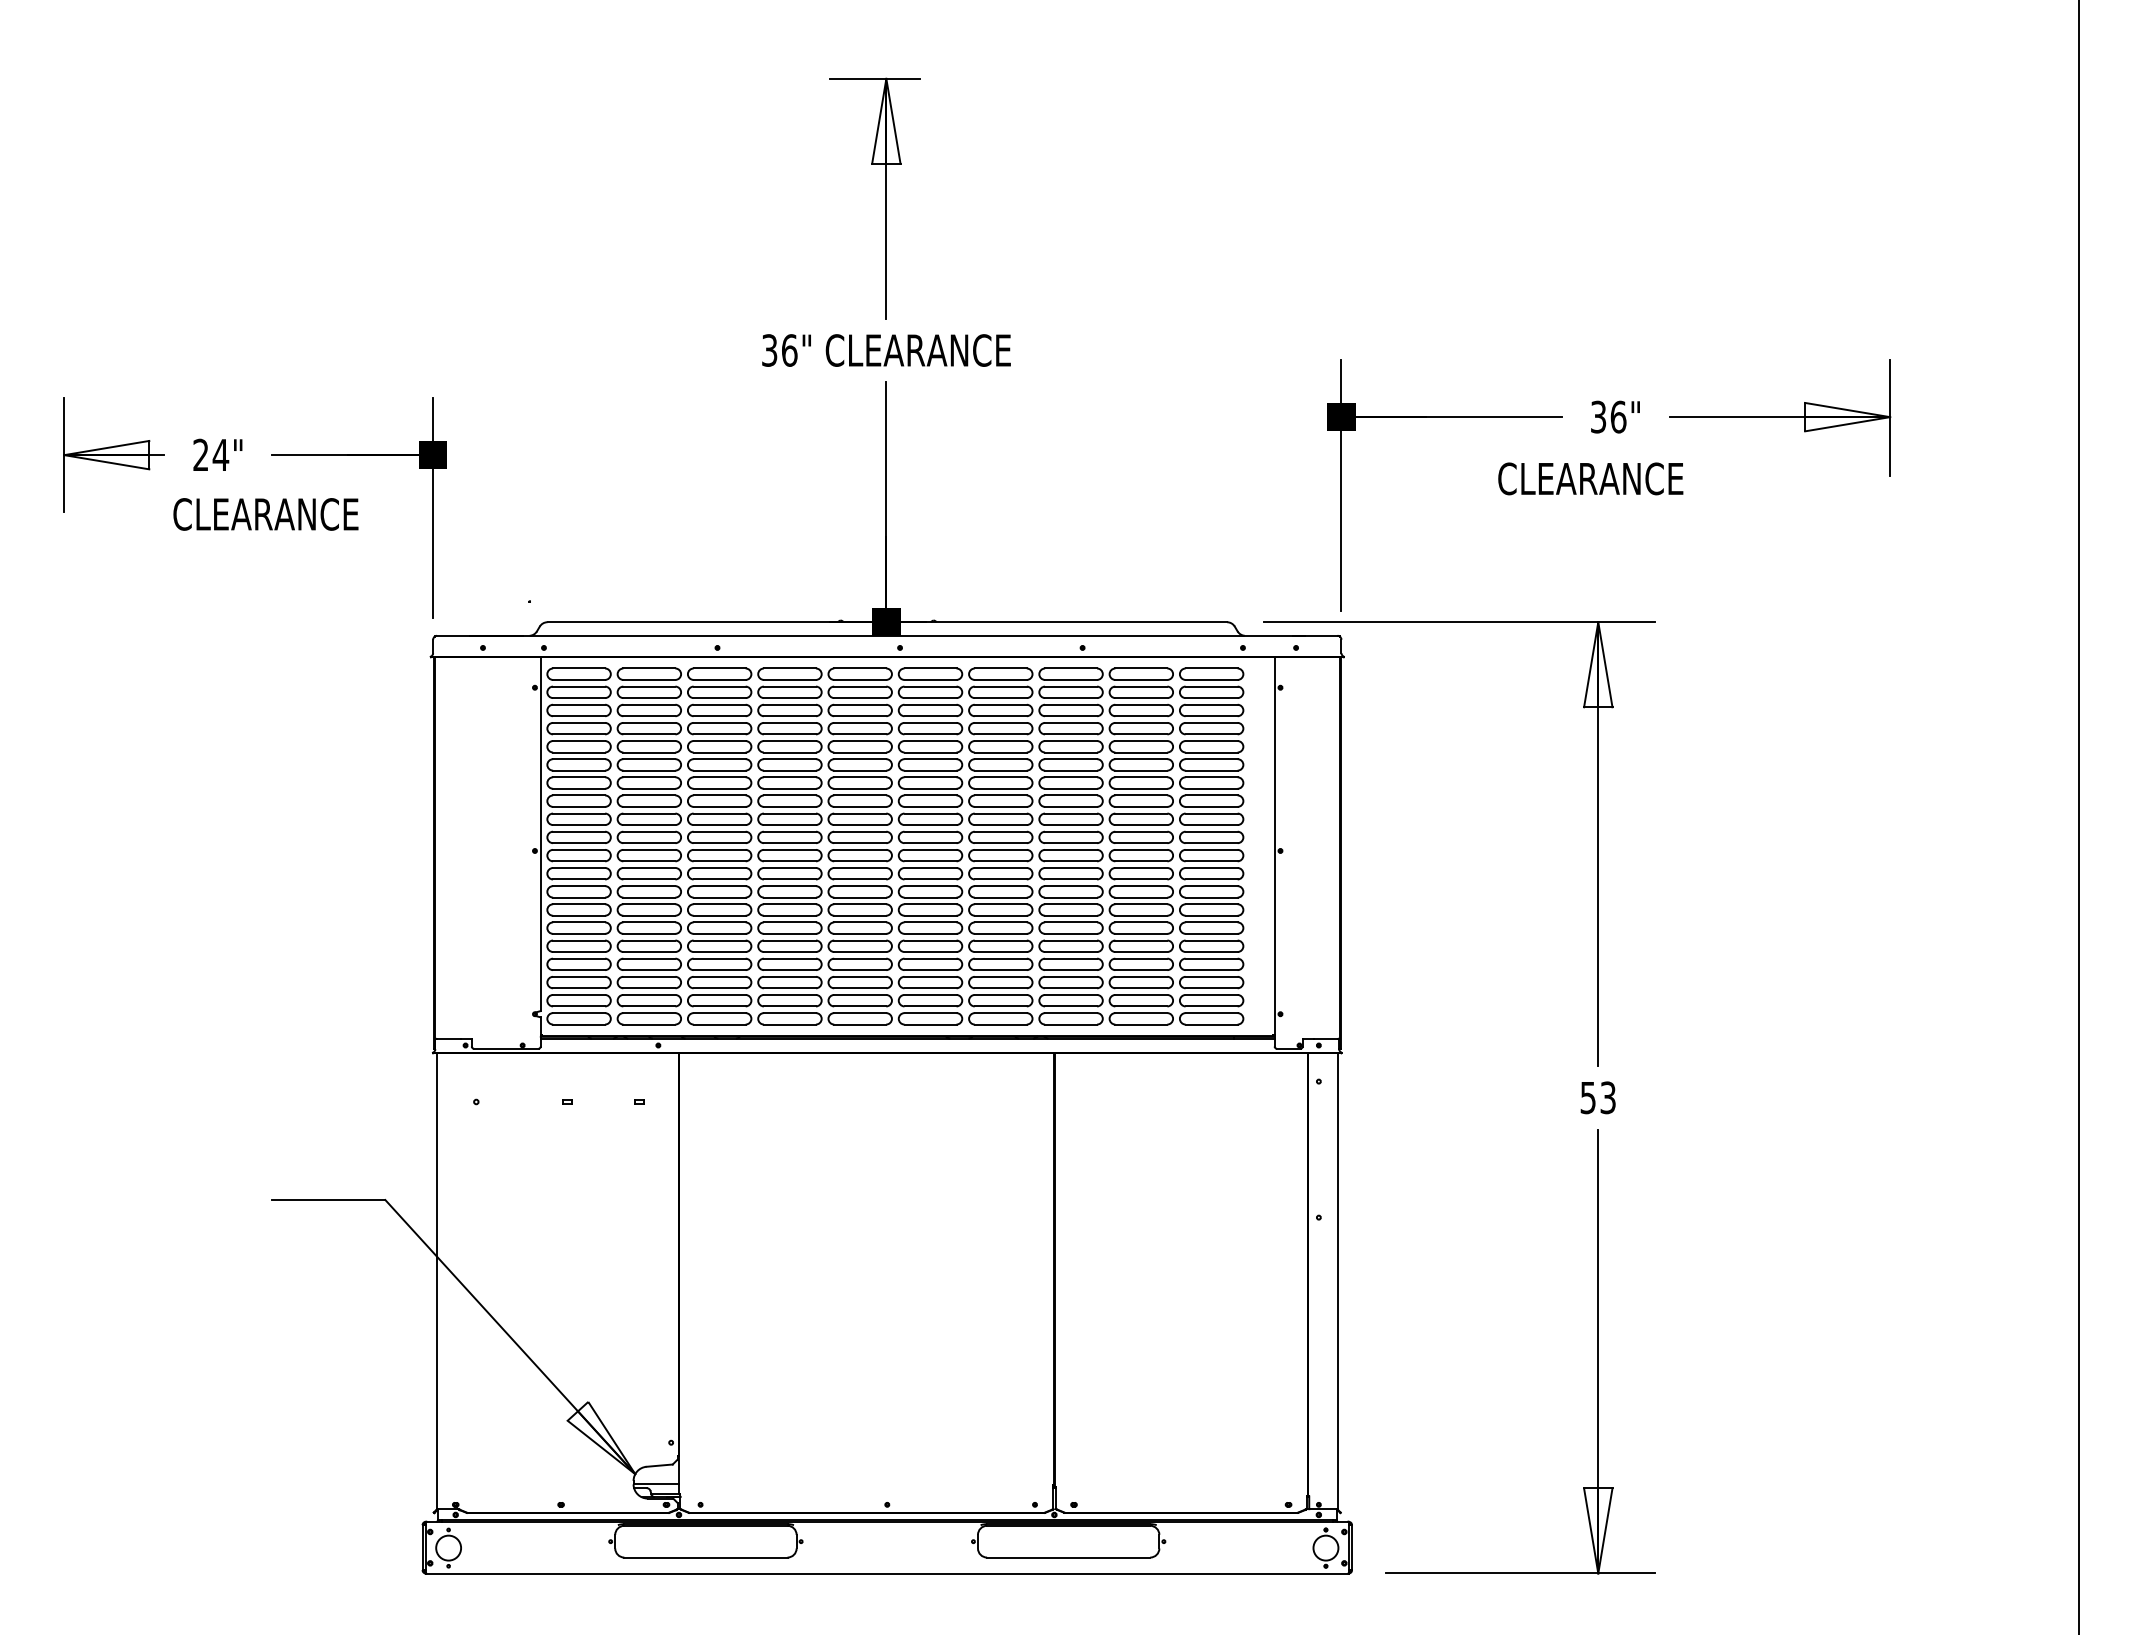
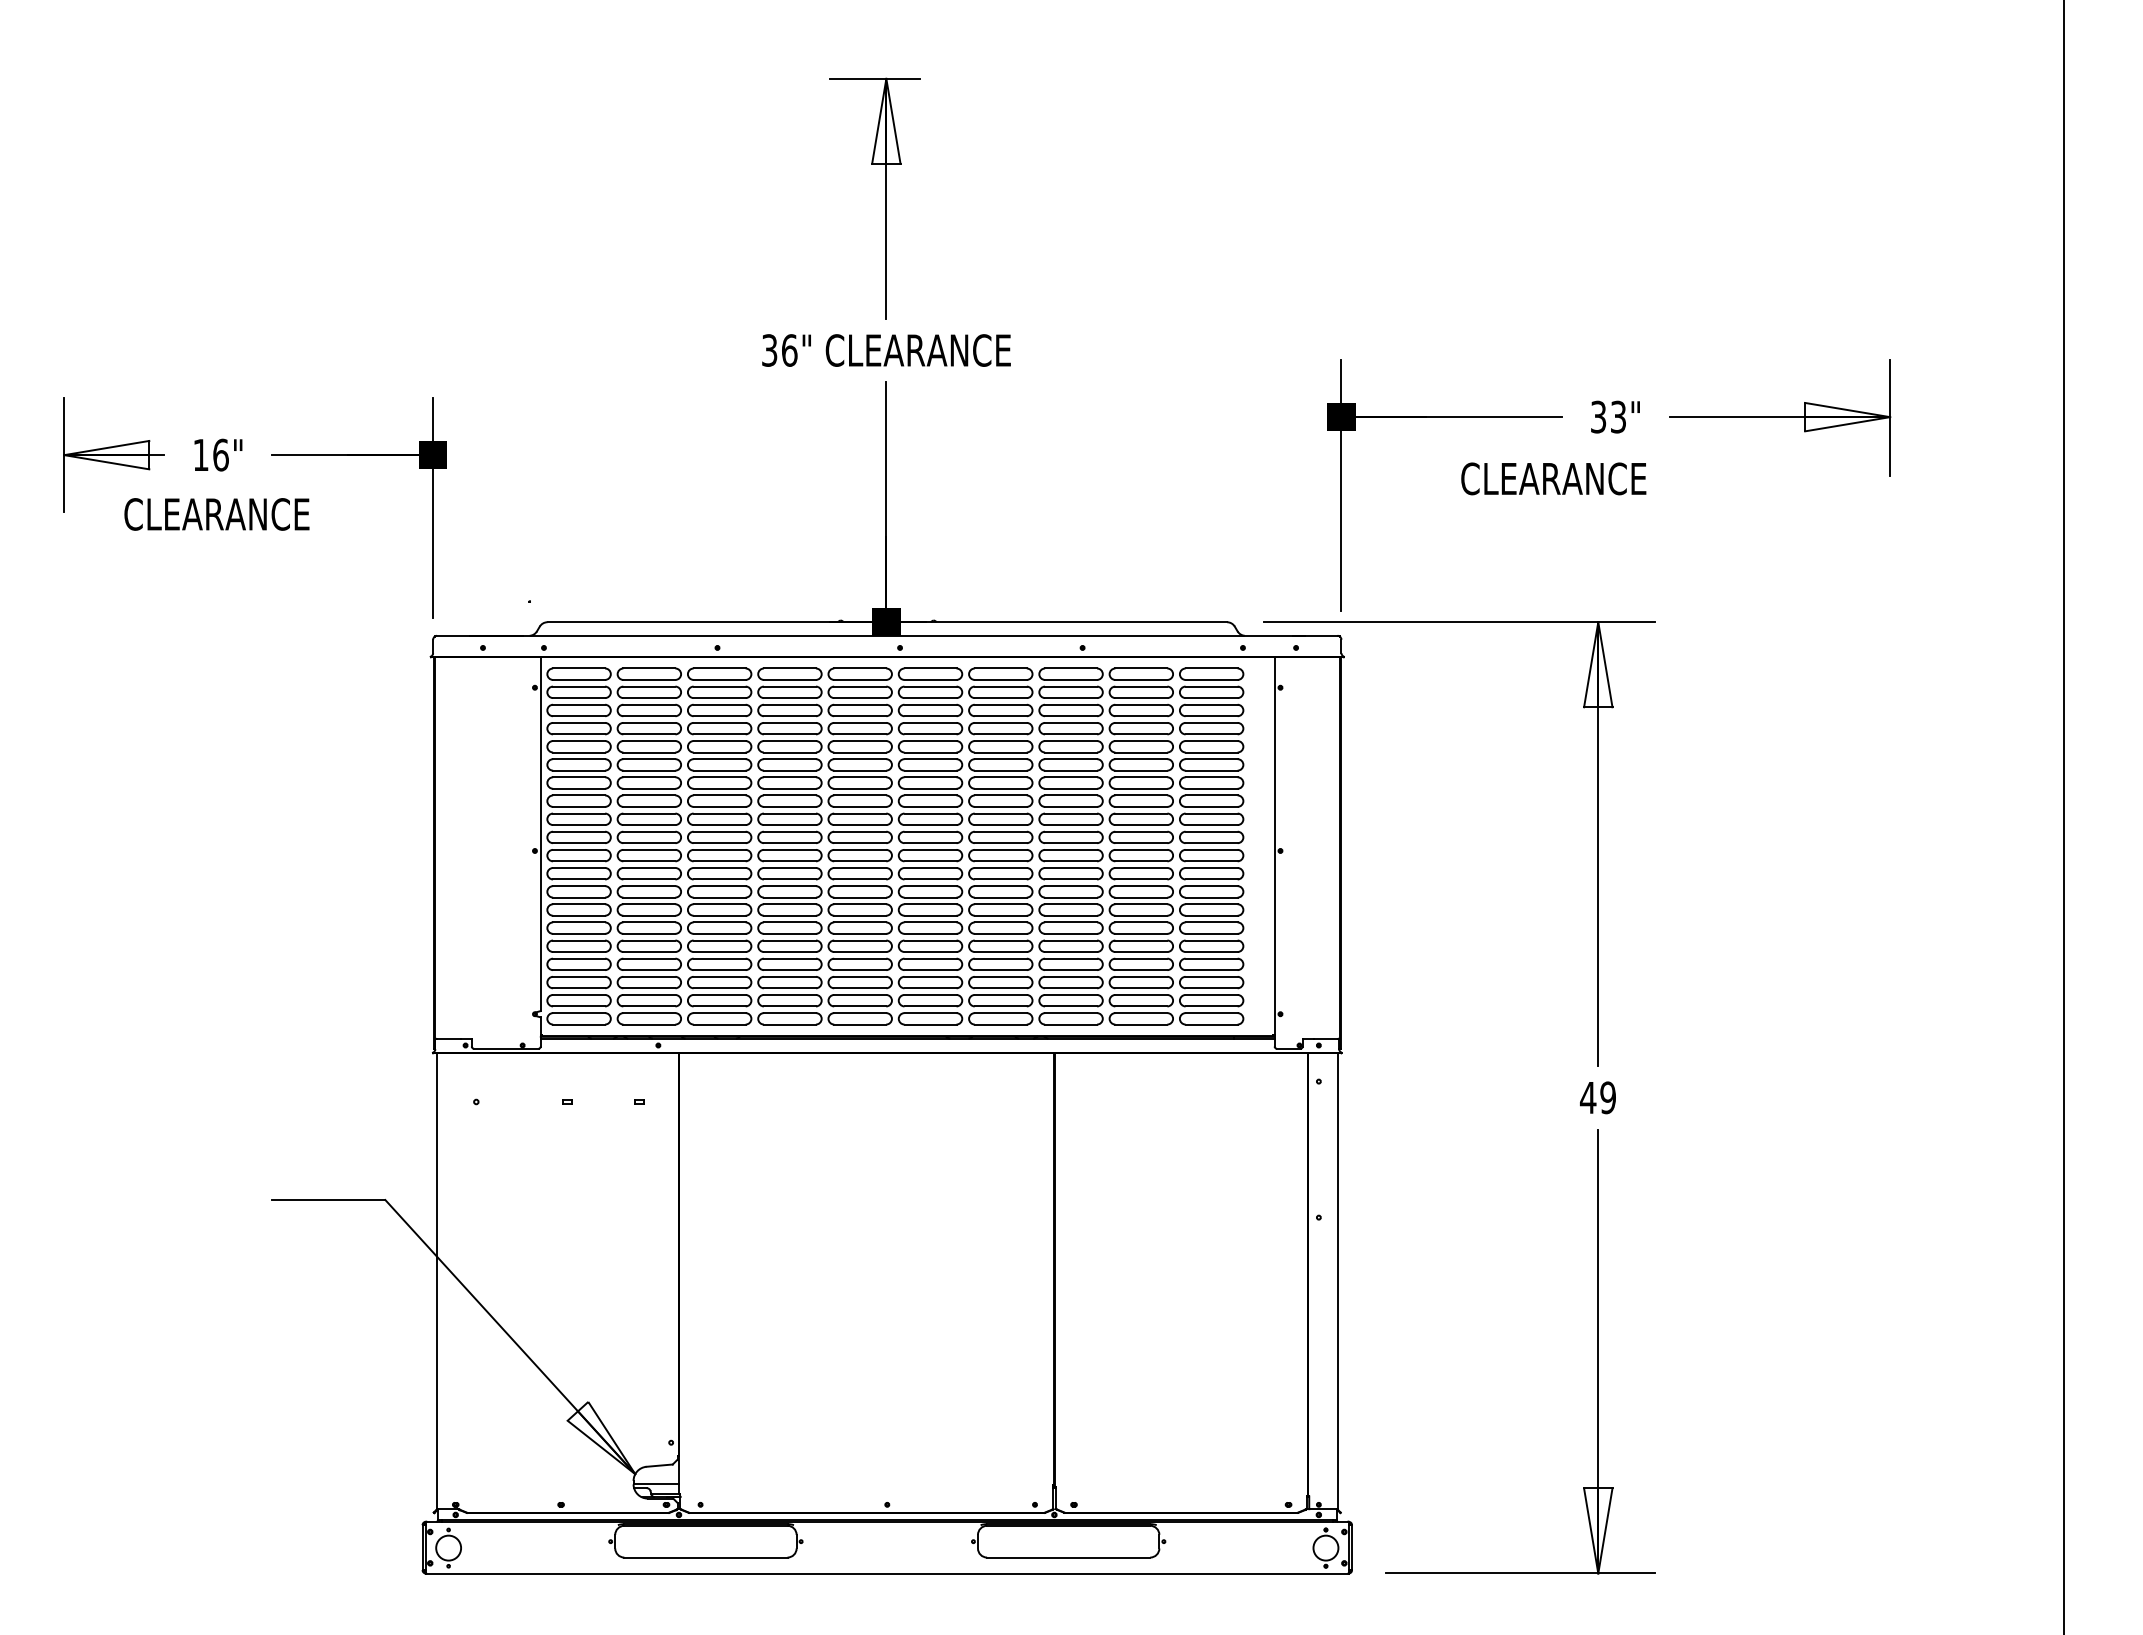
text: 36" -> 33" (1618, 416)
text: 24" -> 16" (211, 454)
text position: (1590, 478) -> (1553, 478) (1553, 478)
text position: (265, 514) -> (216, 514) (216, 514)
line position: (2078, 816) -> (2063, 816) (2063, 816)
text: 53 -> 49 (1597, 1097)
